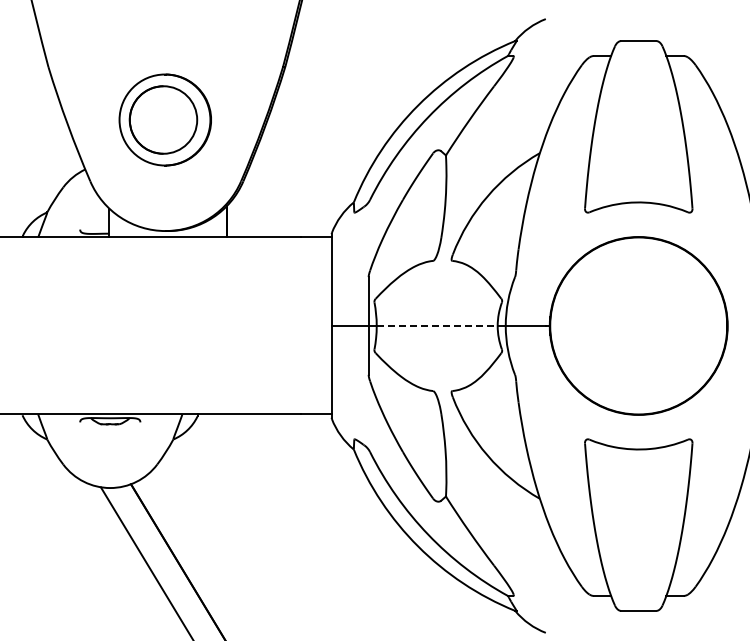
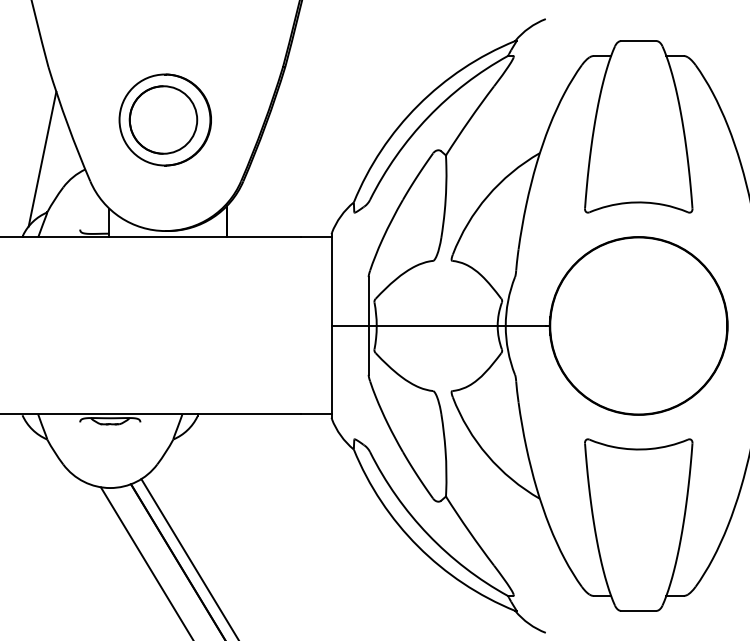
line: none -> present (42, 158)
line: dashed -> solid (437, 325)
line: none -> present (189, 558)
